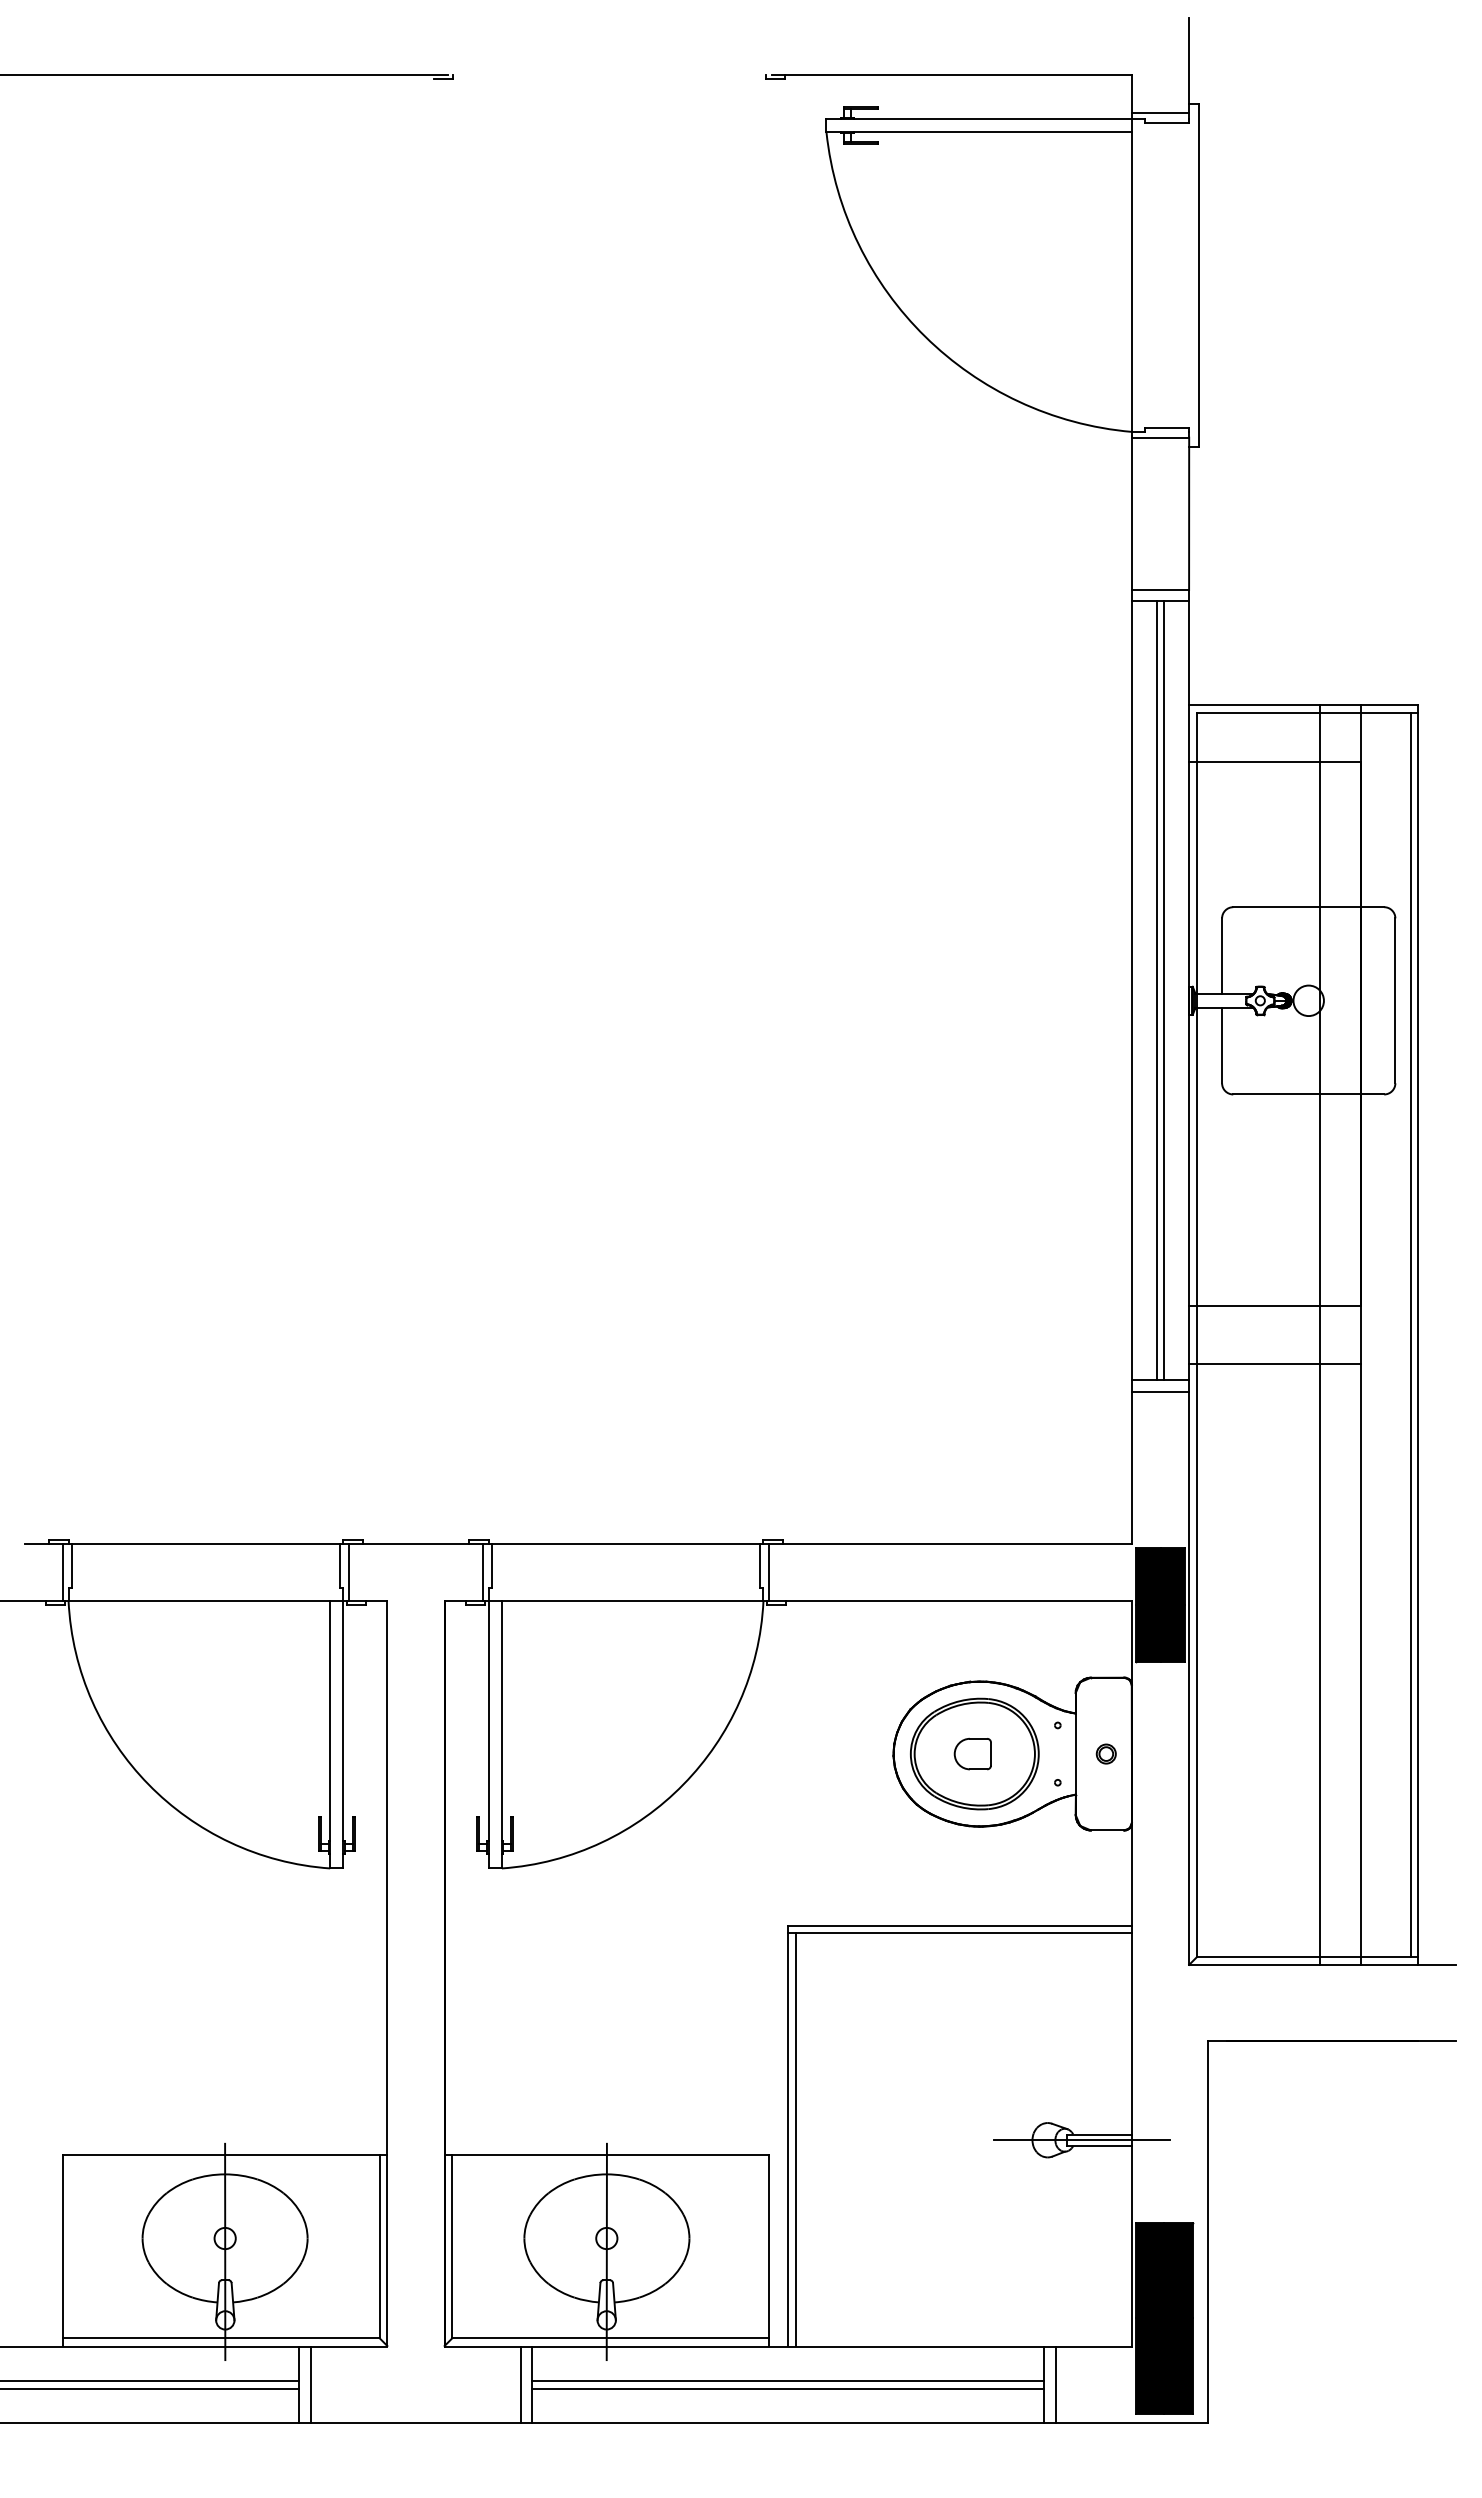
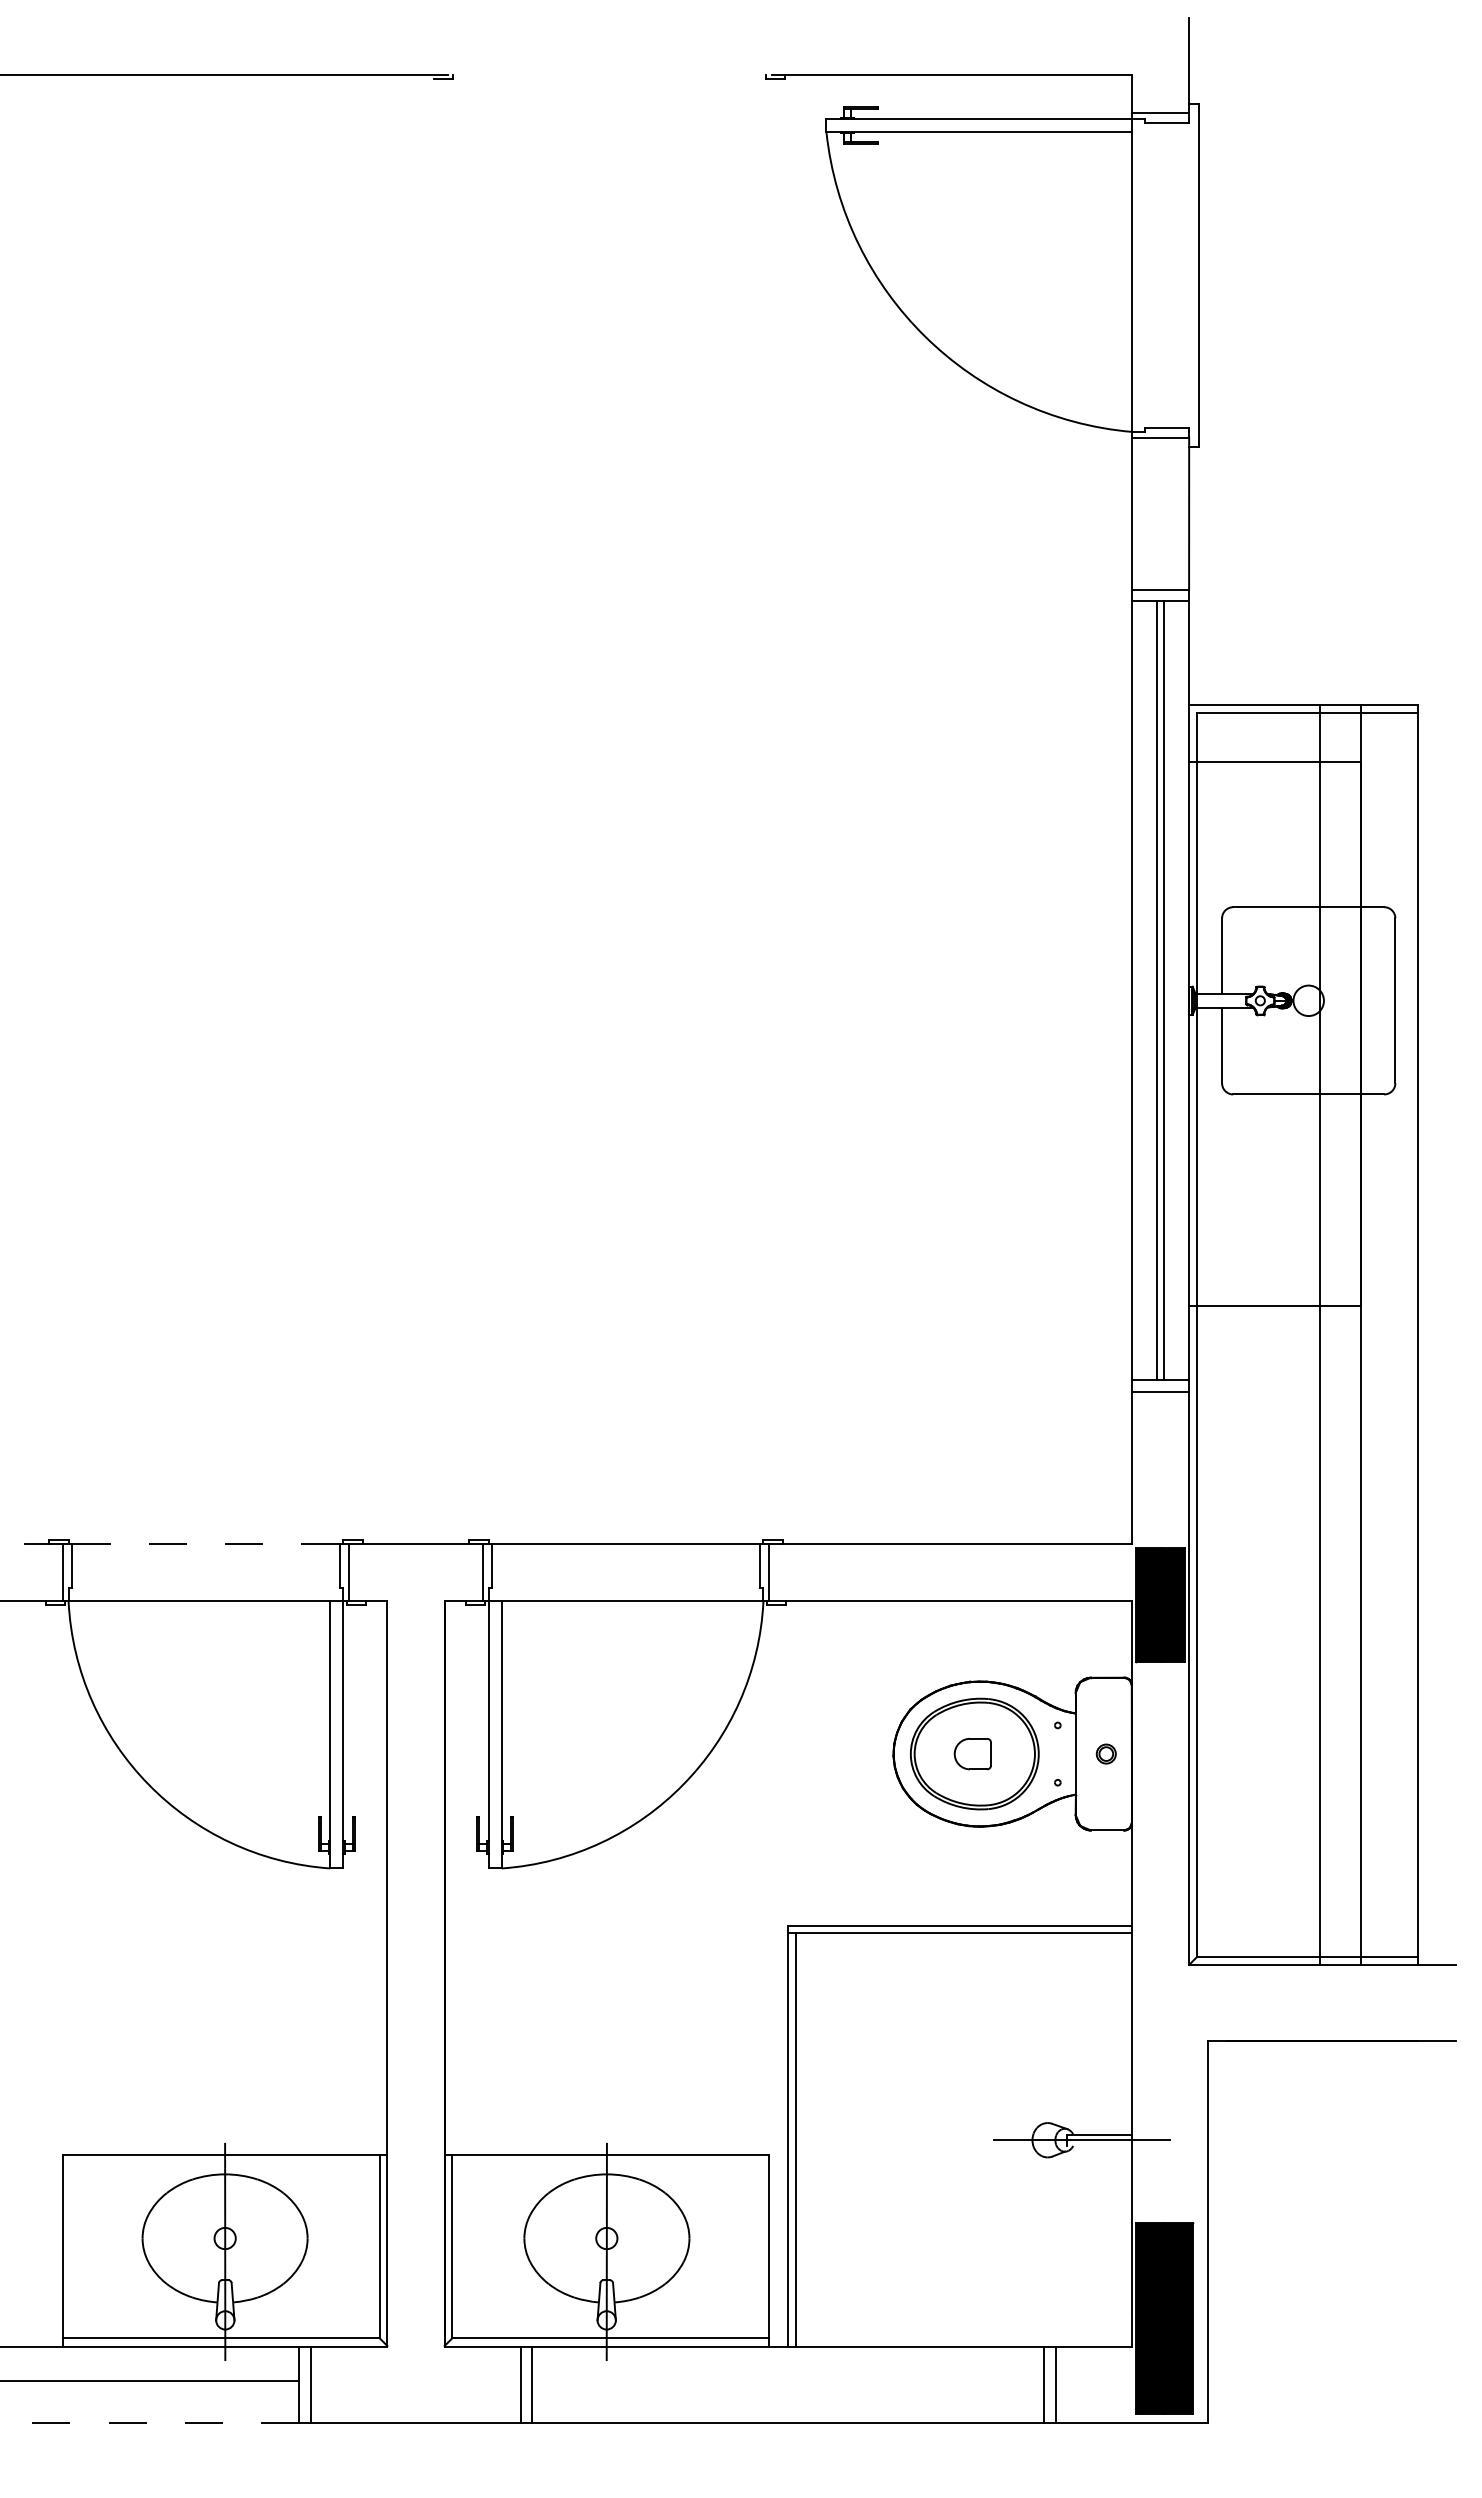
line: present -> none (1410, 1334)
line: present -> none (1274, 1363)
line: solid -> dashed (206, 1543)
line: present -> none (1098, 2145)
line: present -> none (788, 2381)
line: present -> none (150, 2388)
line: present -> none (788, 2388)
line: solid -> dashed (149, 2423)
